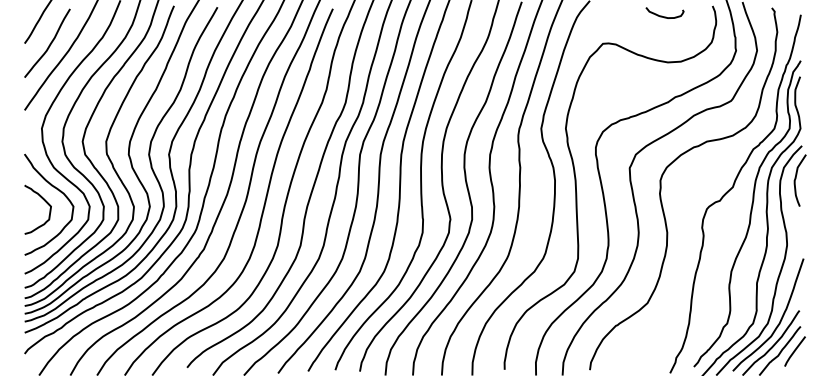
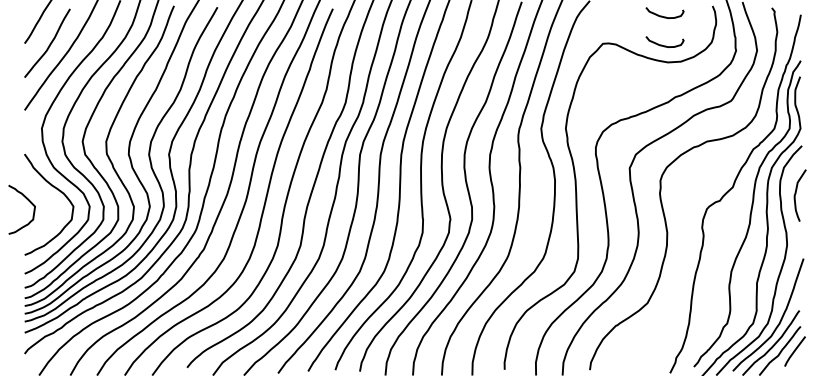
curve: none -> present (662, 44)
curve position: (796, 179) -> (796, 194) (796, 194)
curve position: (44, 201) -> (28, 201) (28, 201)
